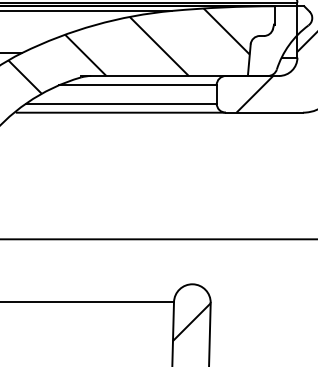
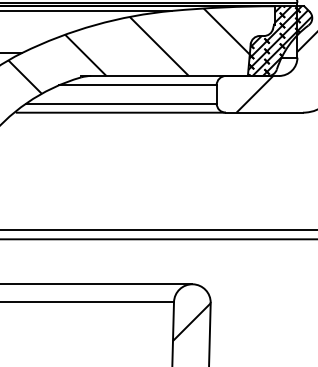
hatch: none -> present (280, 40)
line: none -> present (158, 229)
line: none -> present (97, 284)
